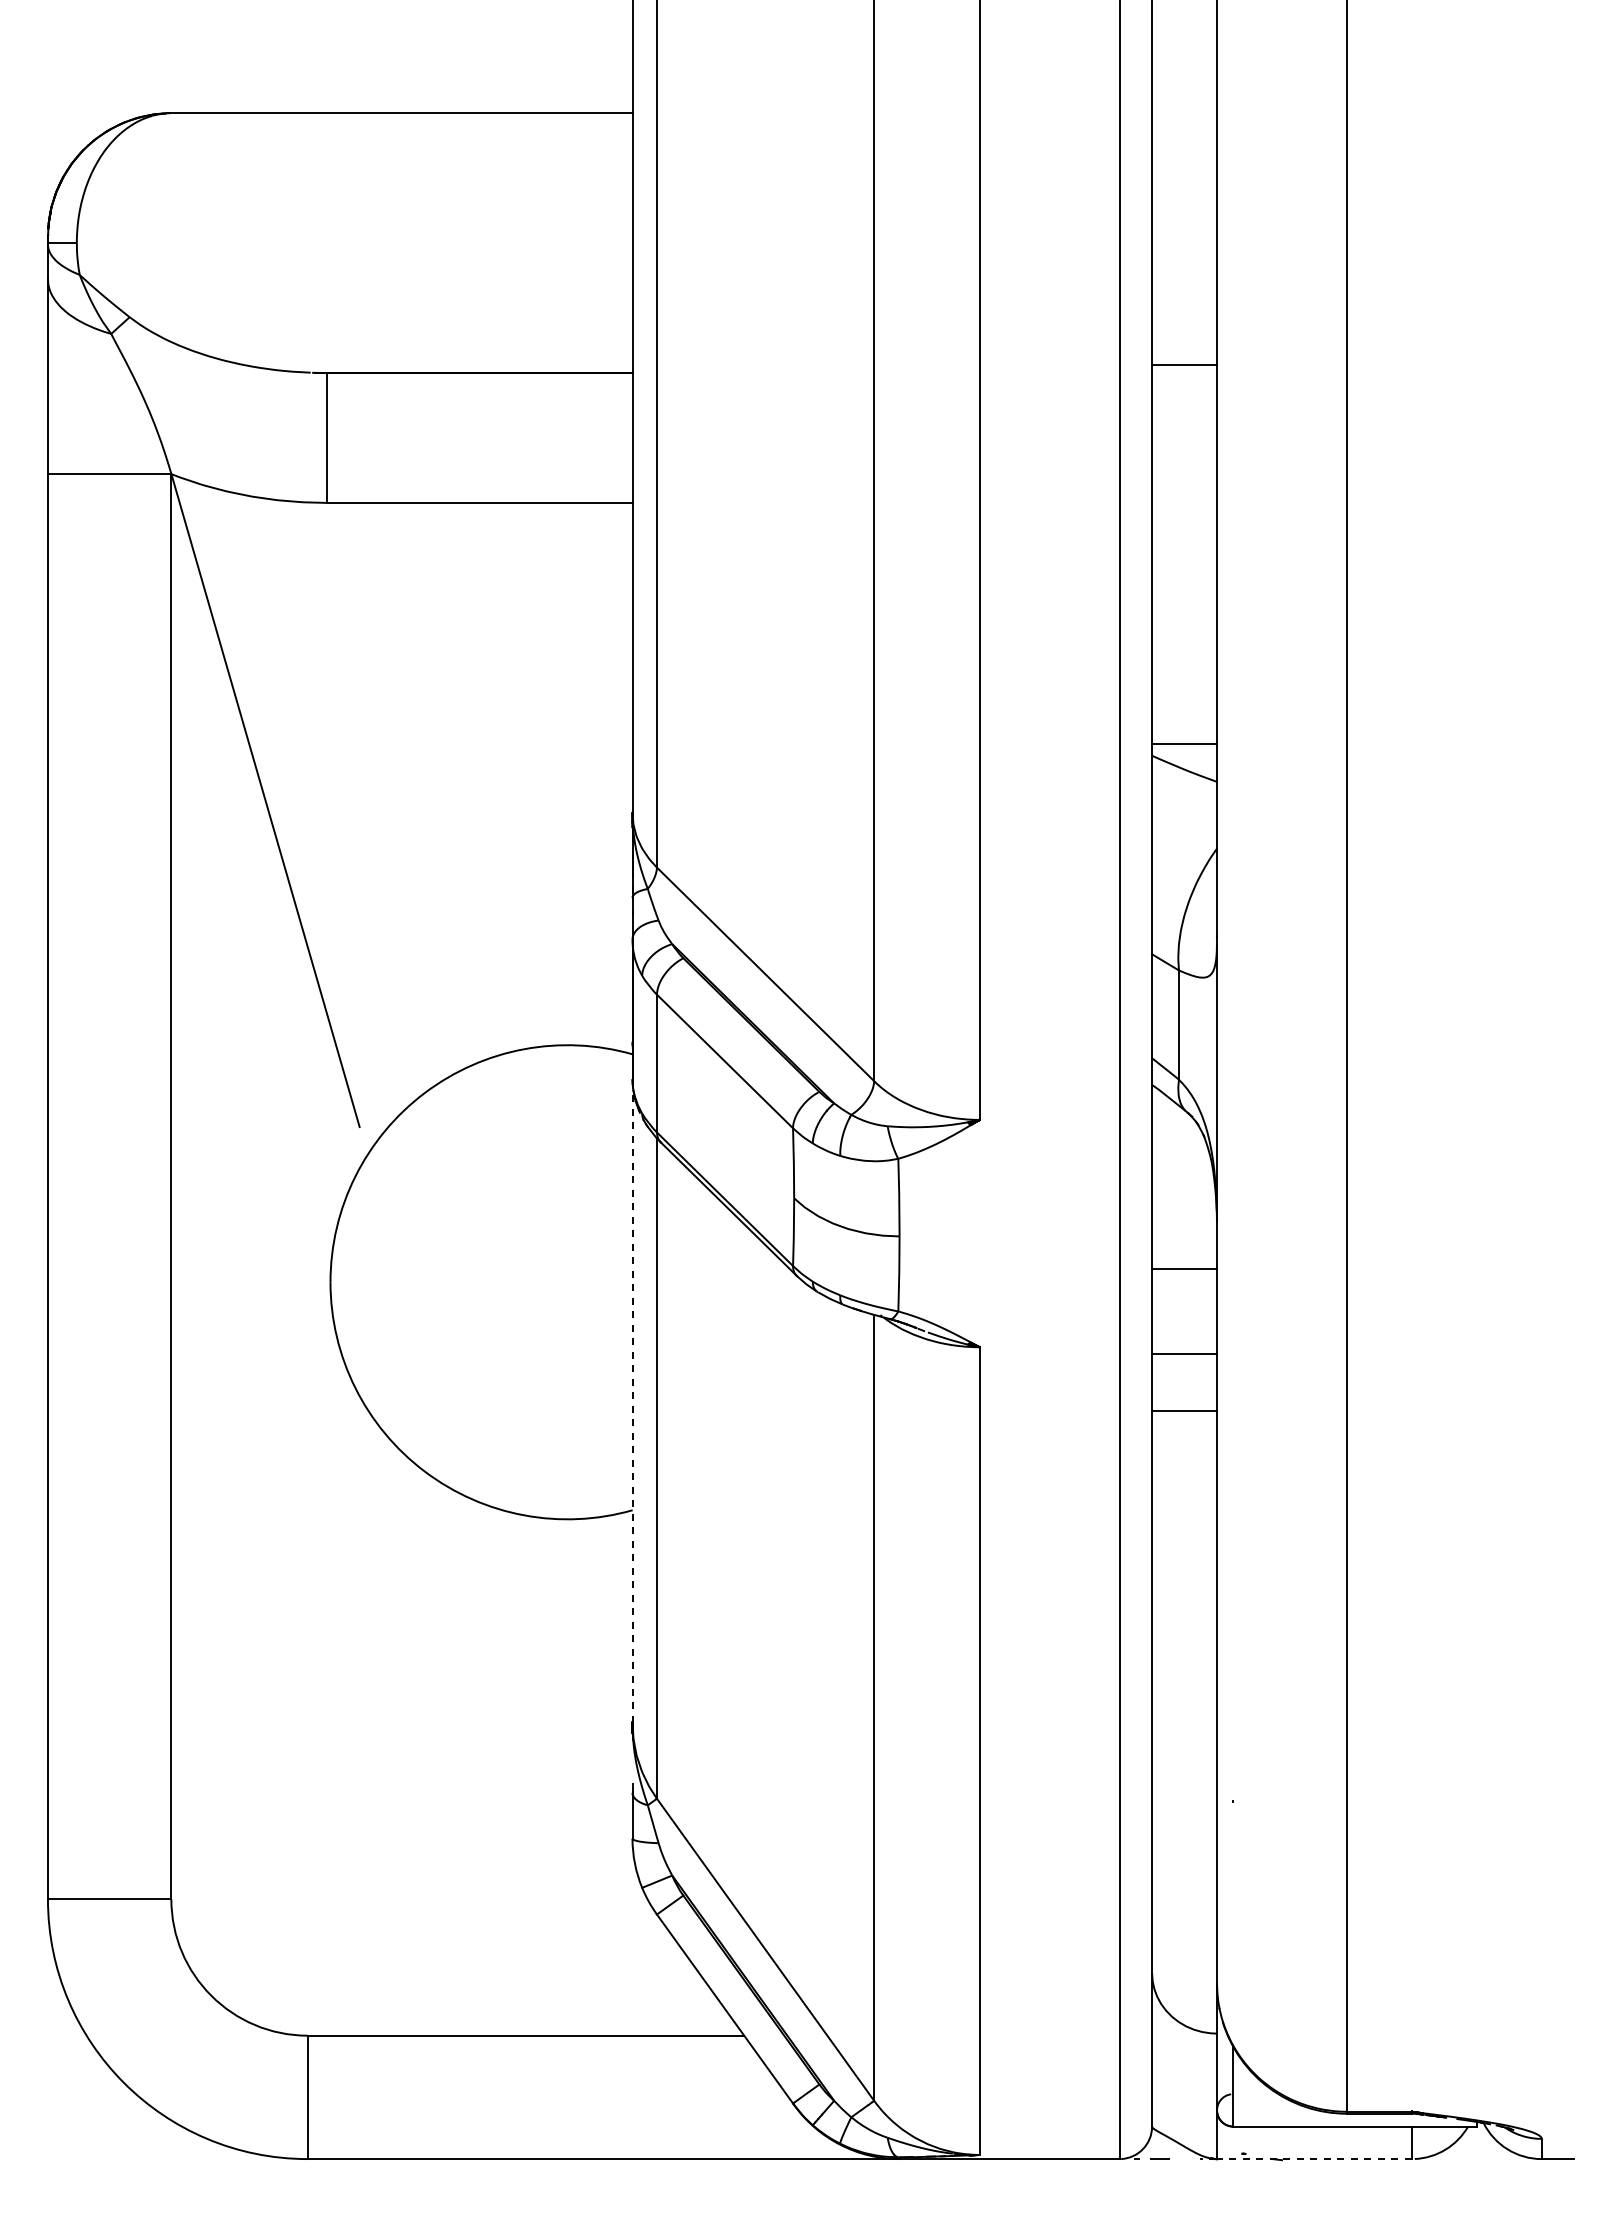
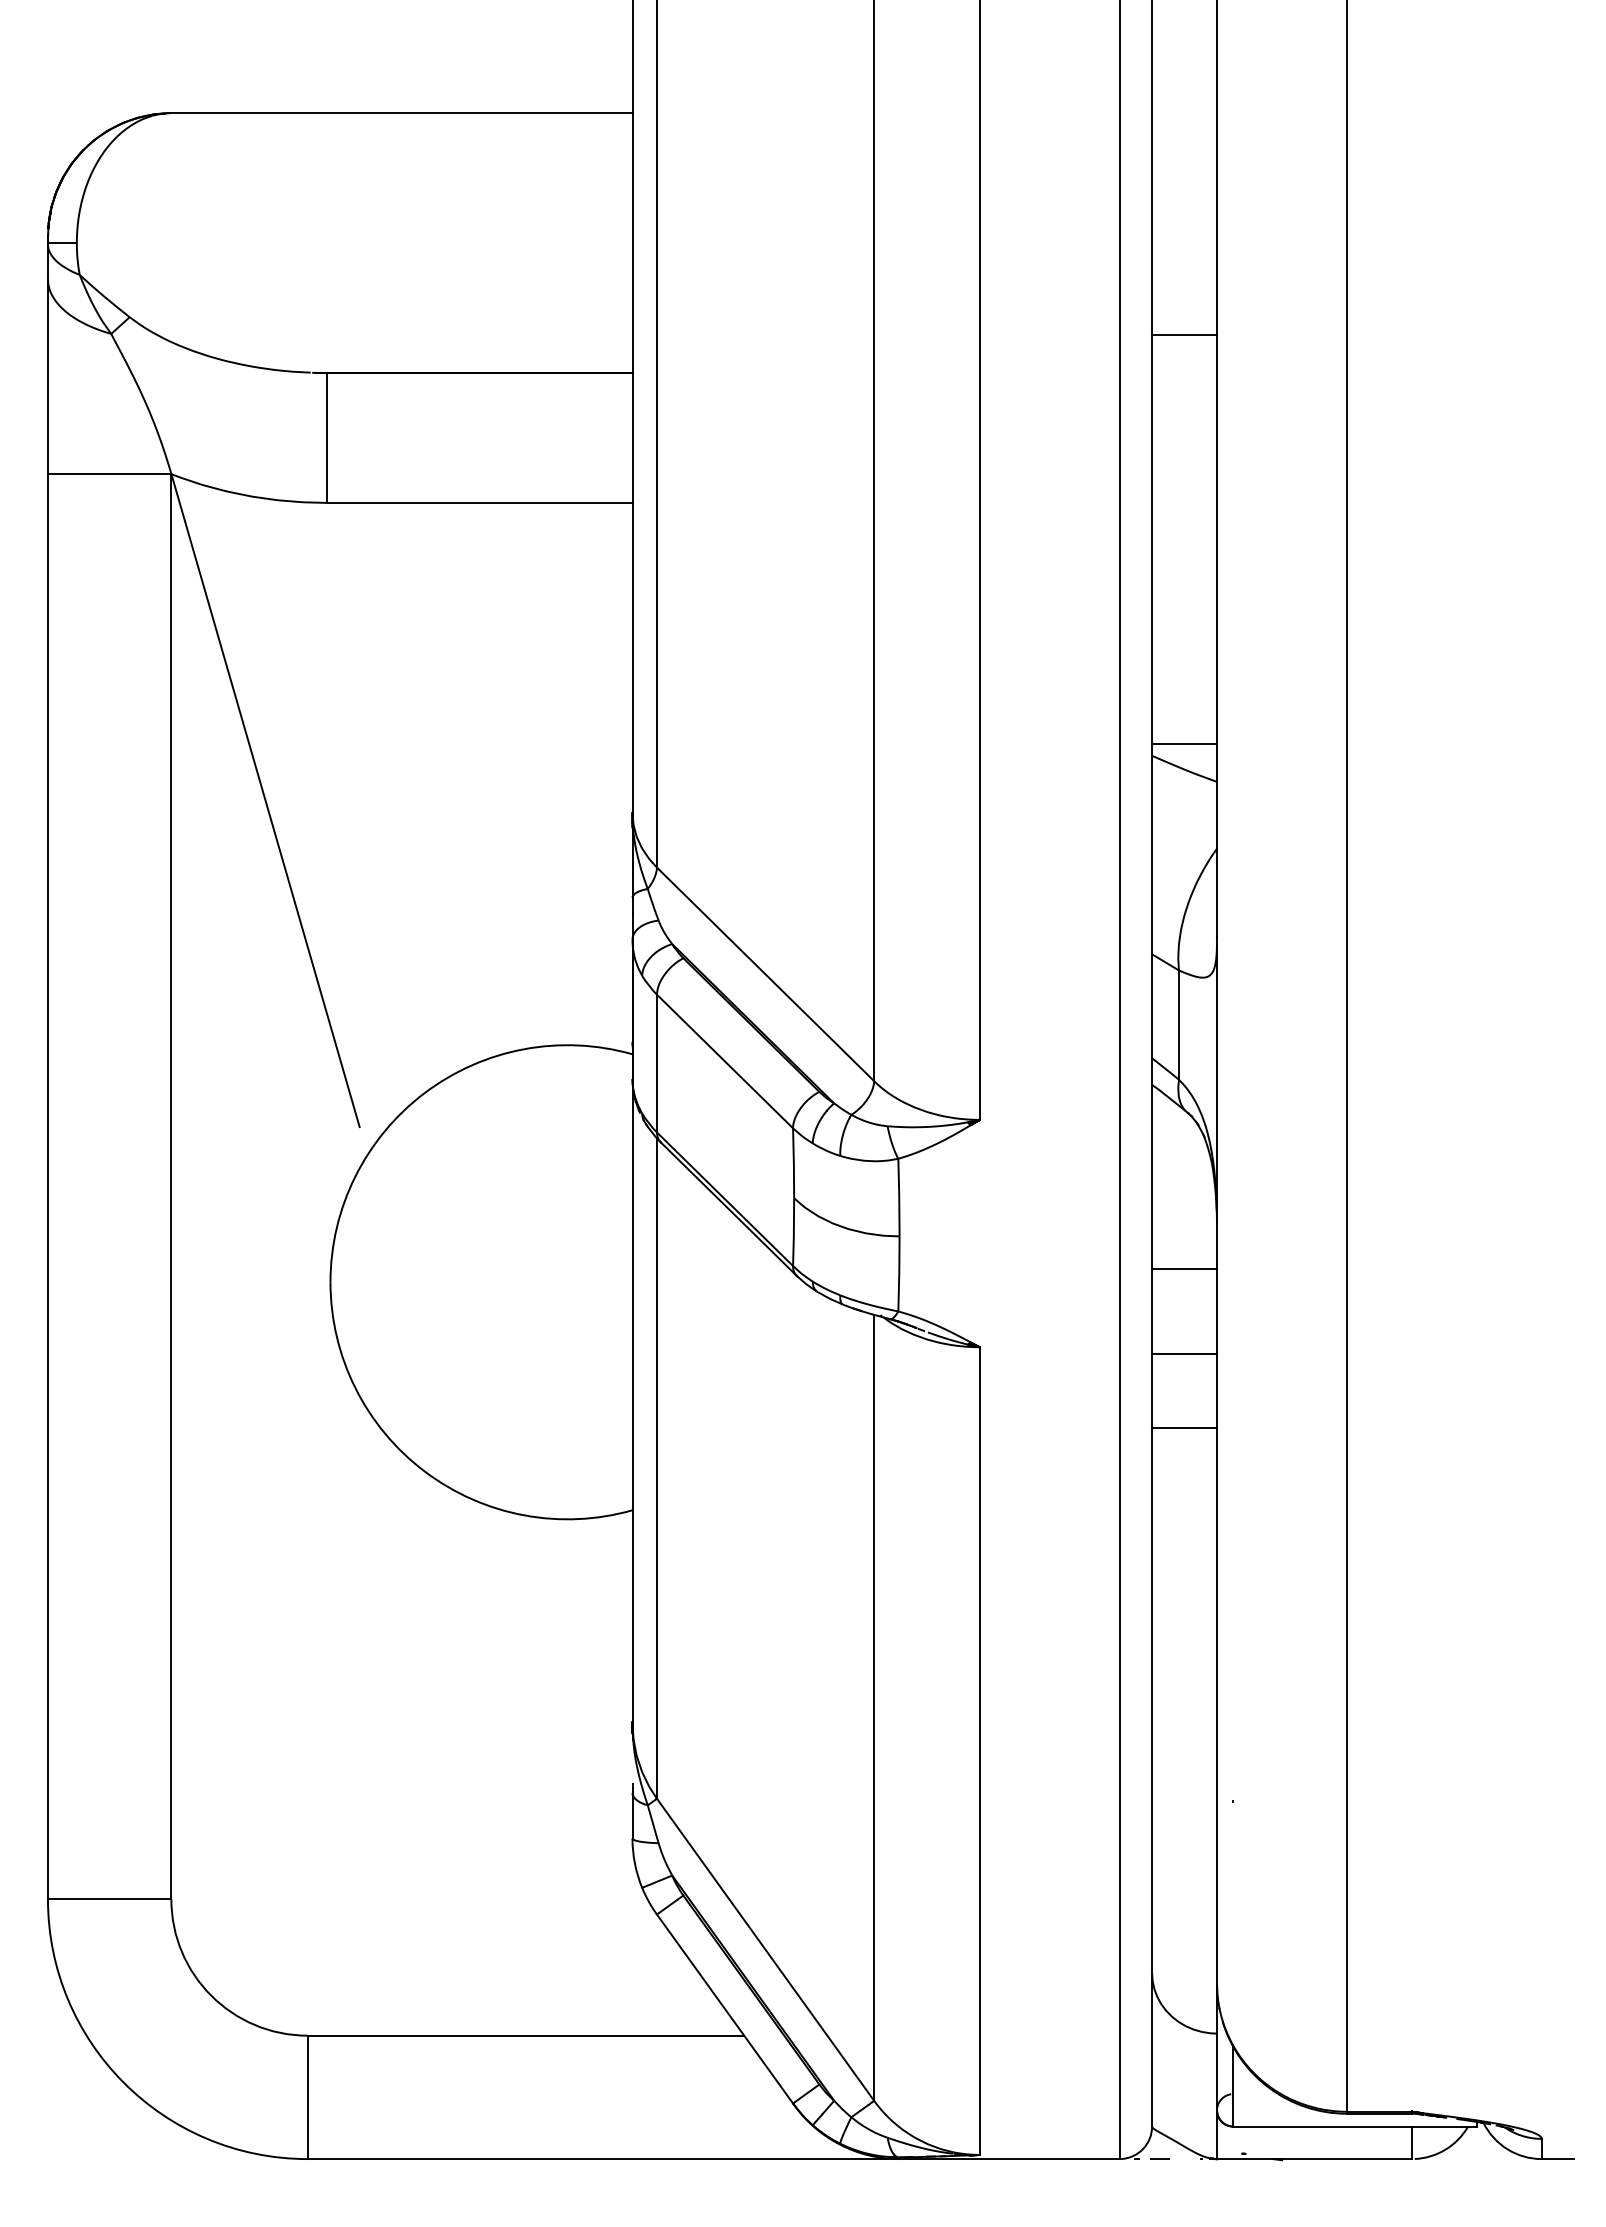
line position: (1184, 364) -> (1184, 334) (1184, 334)
line: dashed -> solid (632, 1402)
line position: (1184, 1410) -> (1184, 1427) (1184, 1427)
line: dashed -> solid (1313, 2159)
